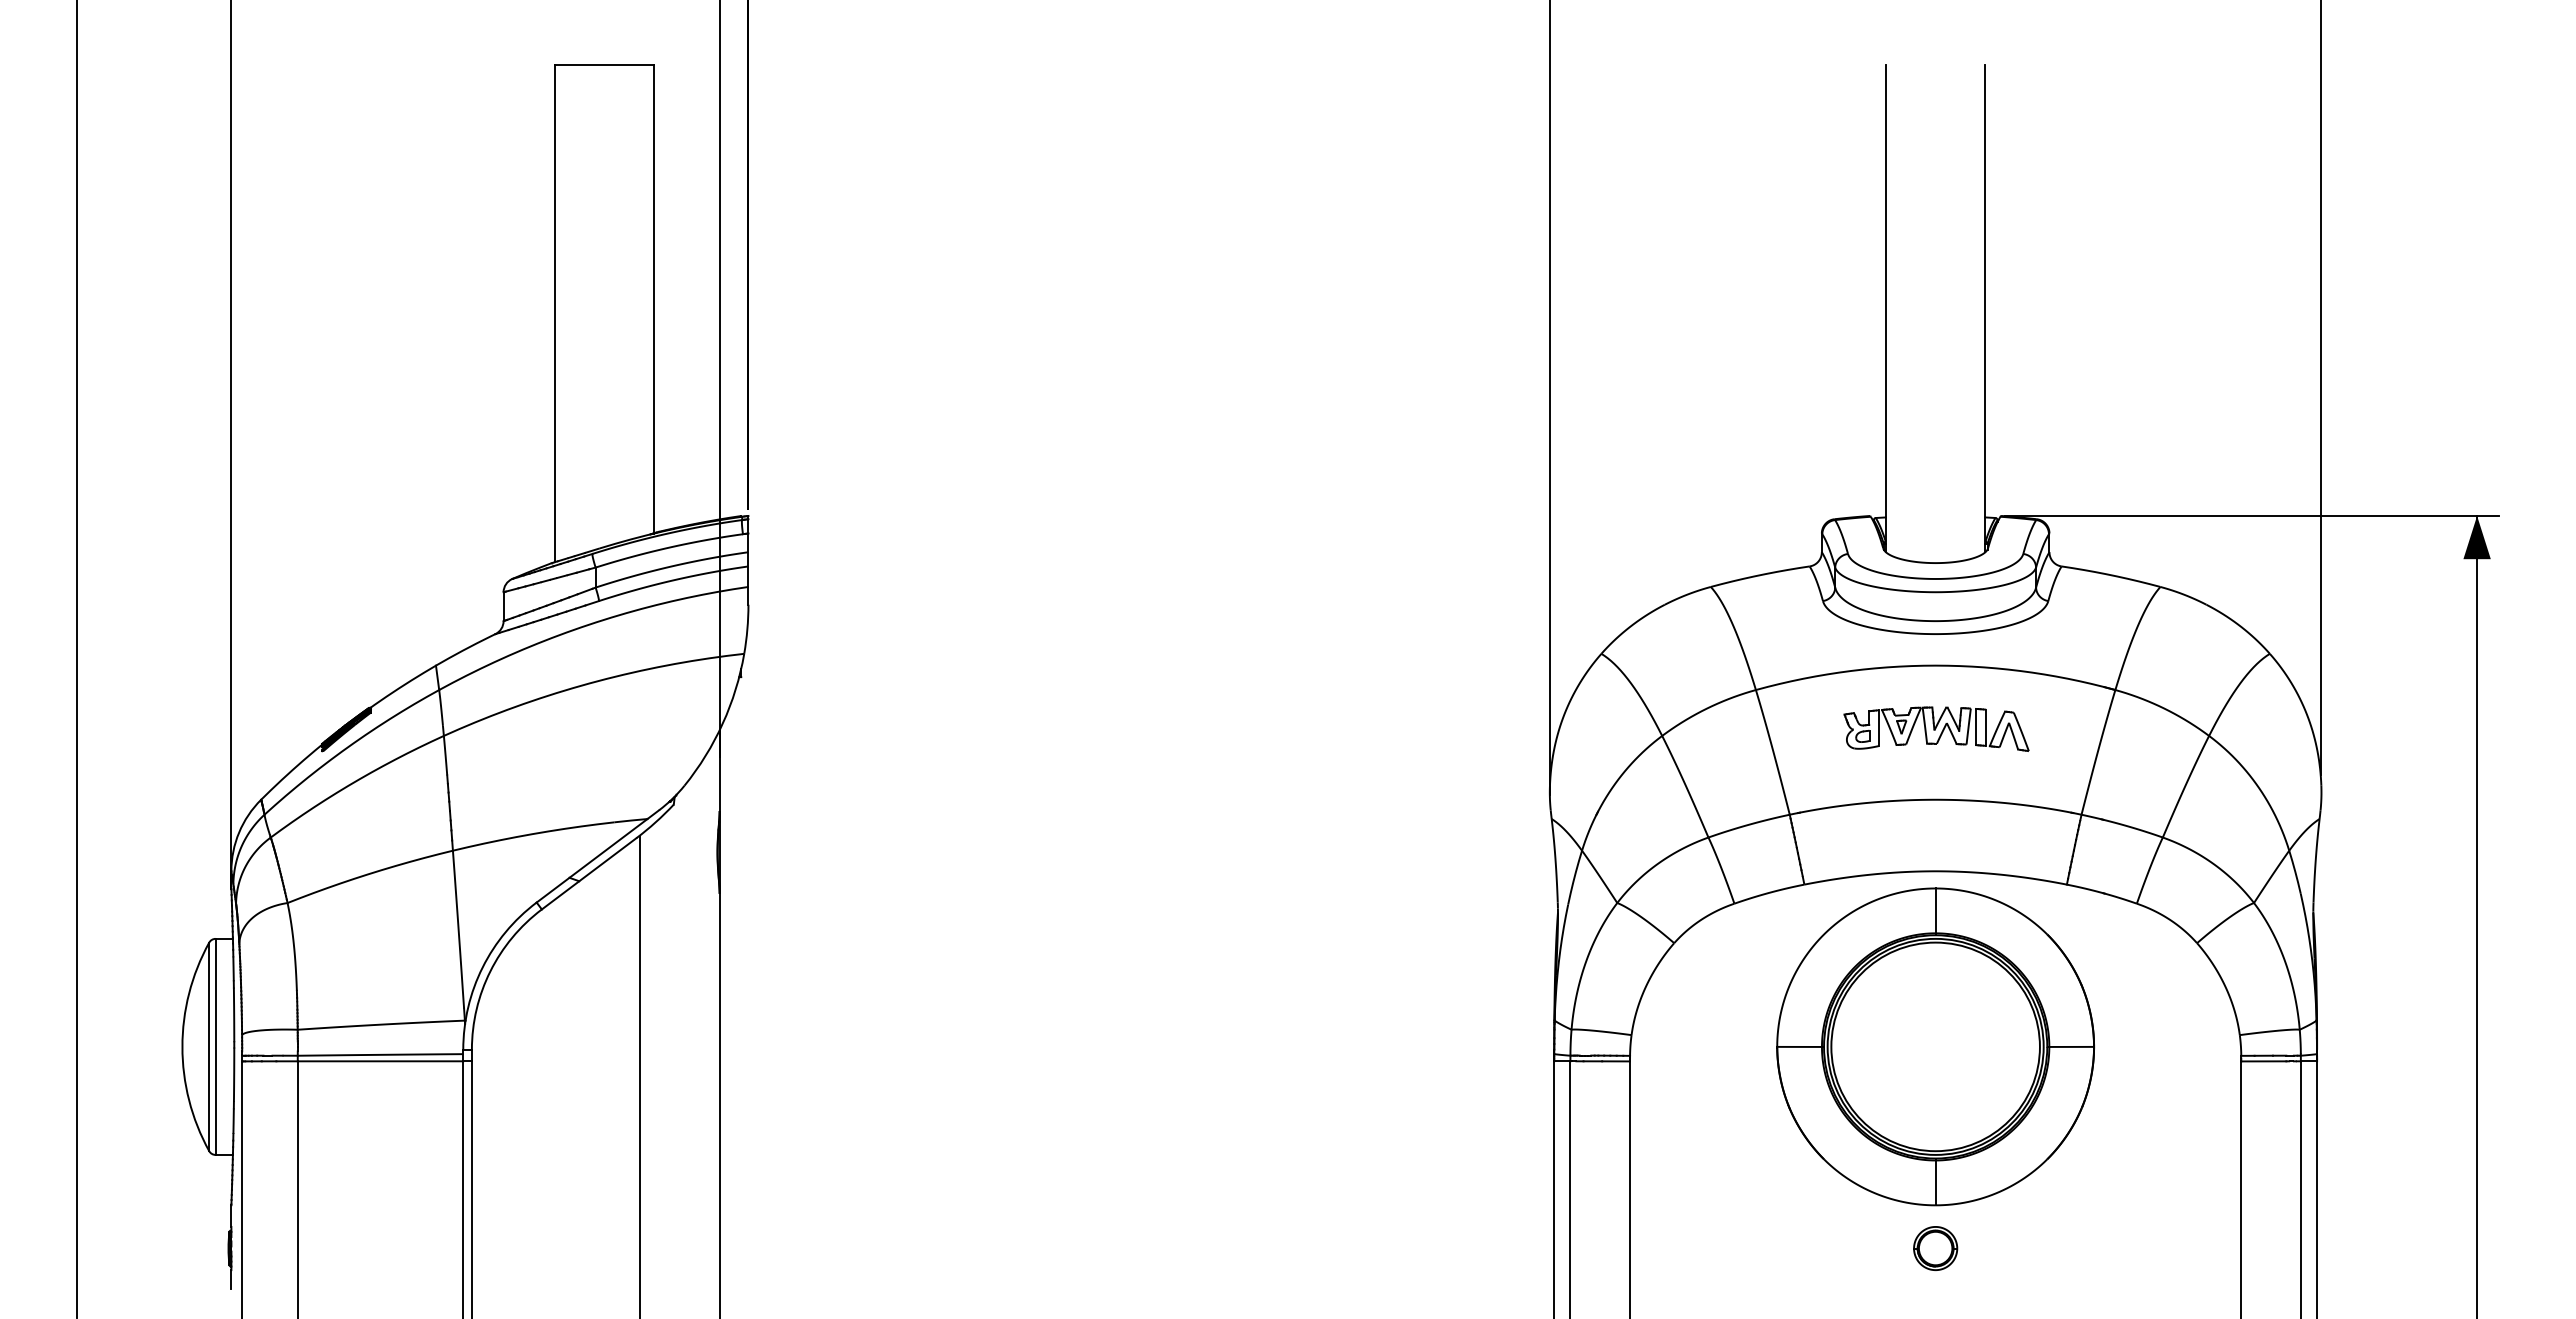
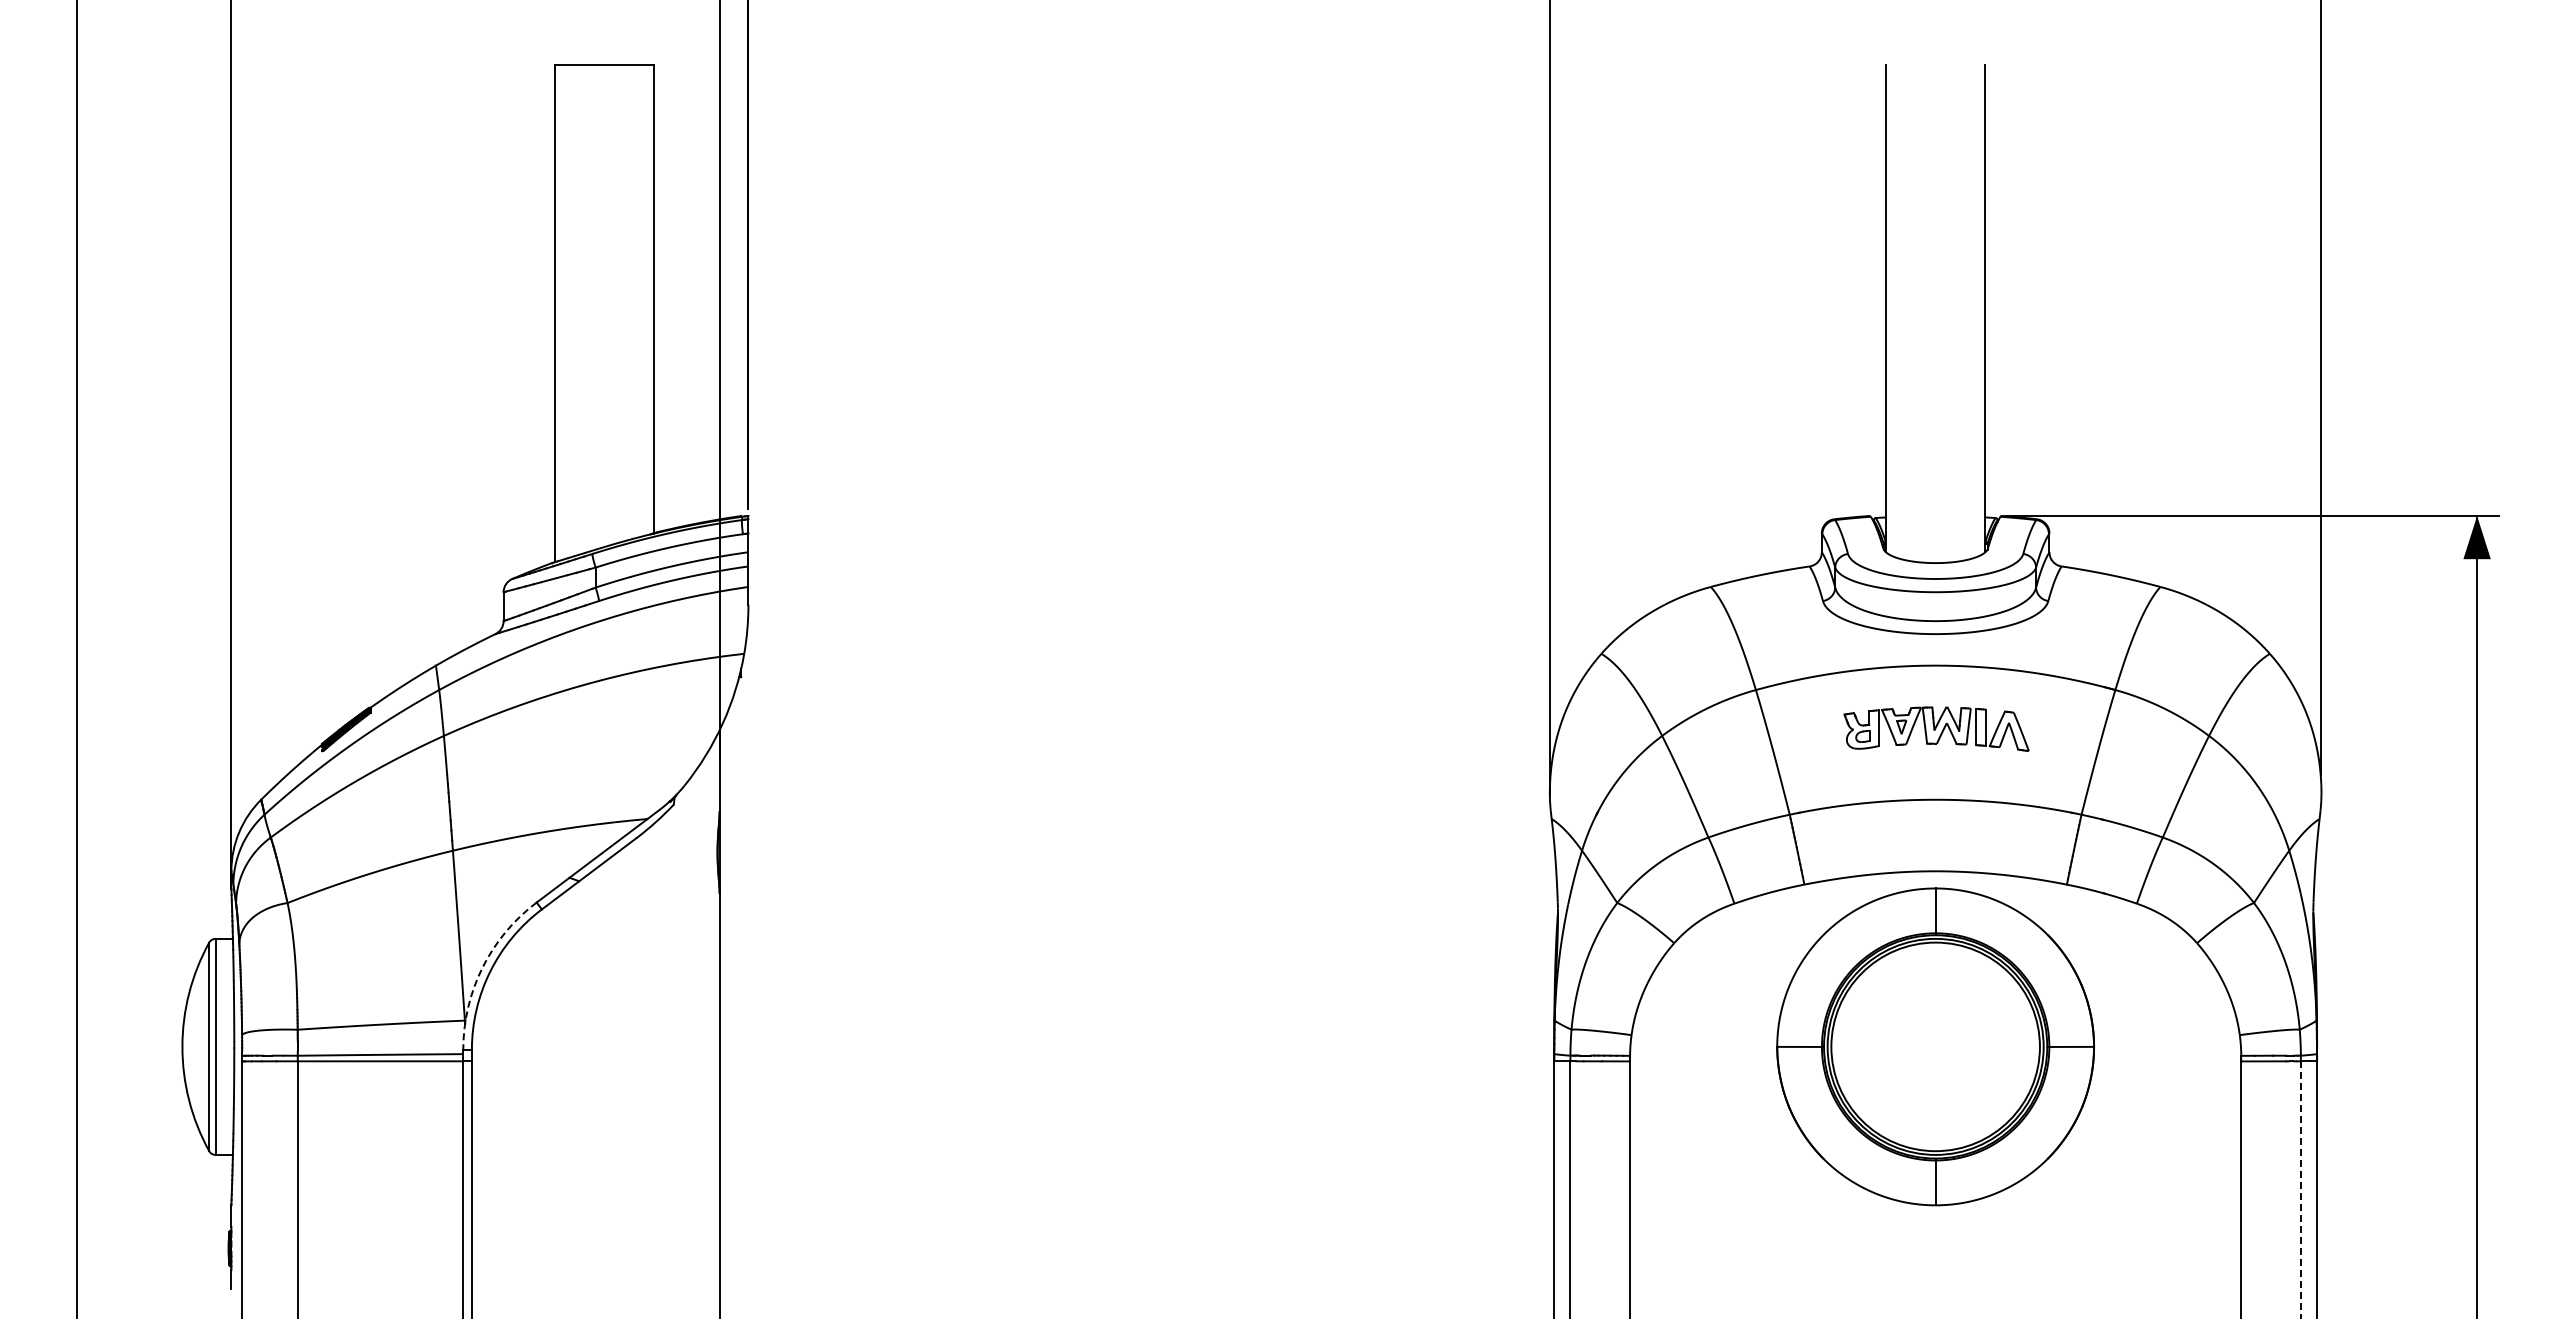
arc: solid -> dashed (482, 967)
line: present -> none (639, 1075)
line: solid -> dashed (2300, 1190)
part: present -> none (1935, 1248)
